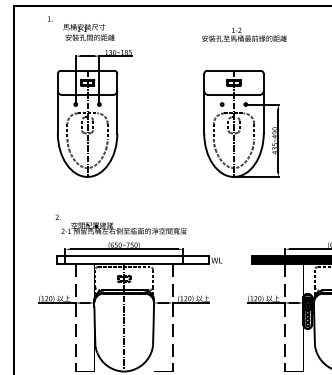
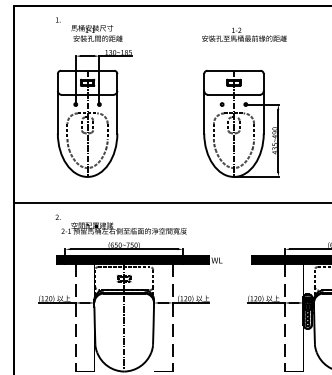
text position: (81, 28) -> (89, 29) (89, 29)
line: none -> present (171, 203)
hatch: none -> present (132, 259)
